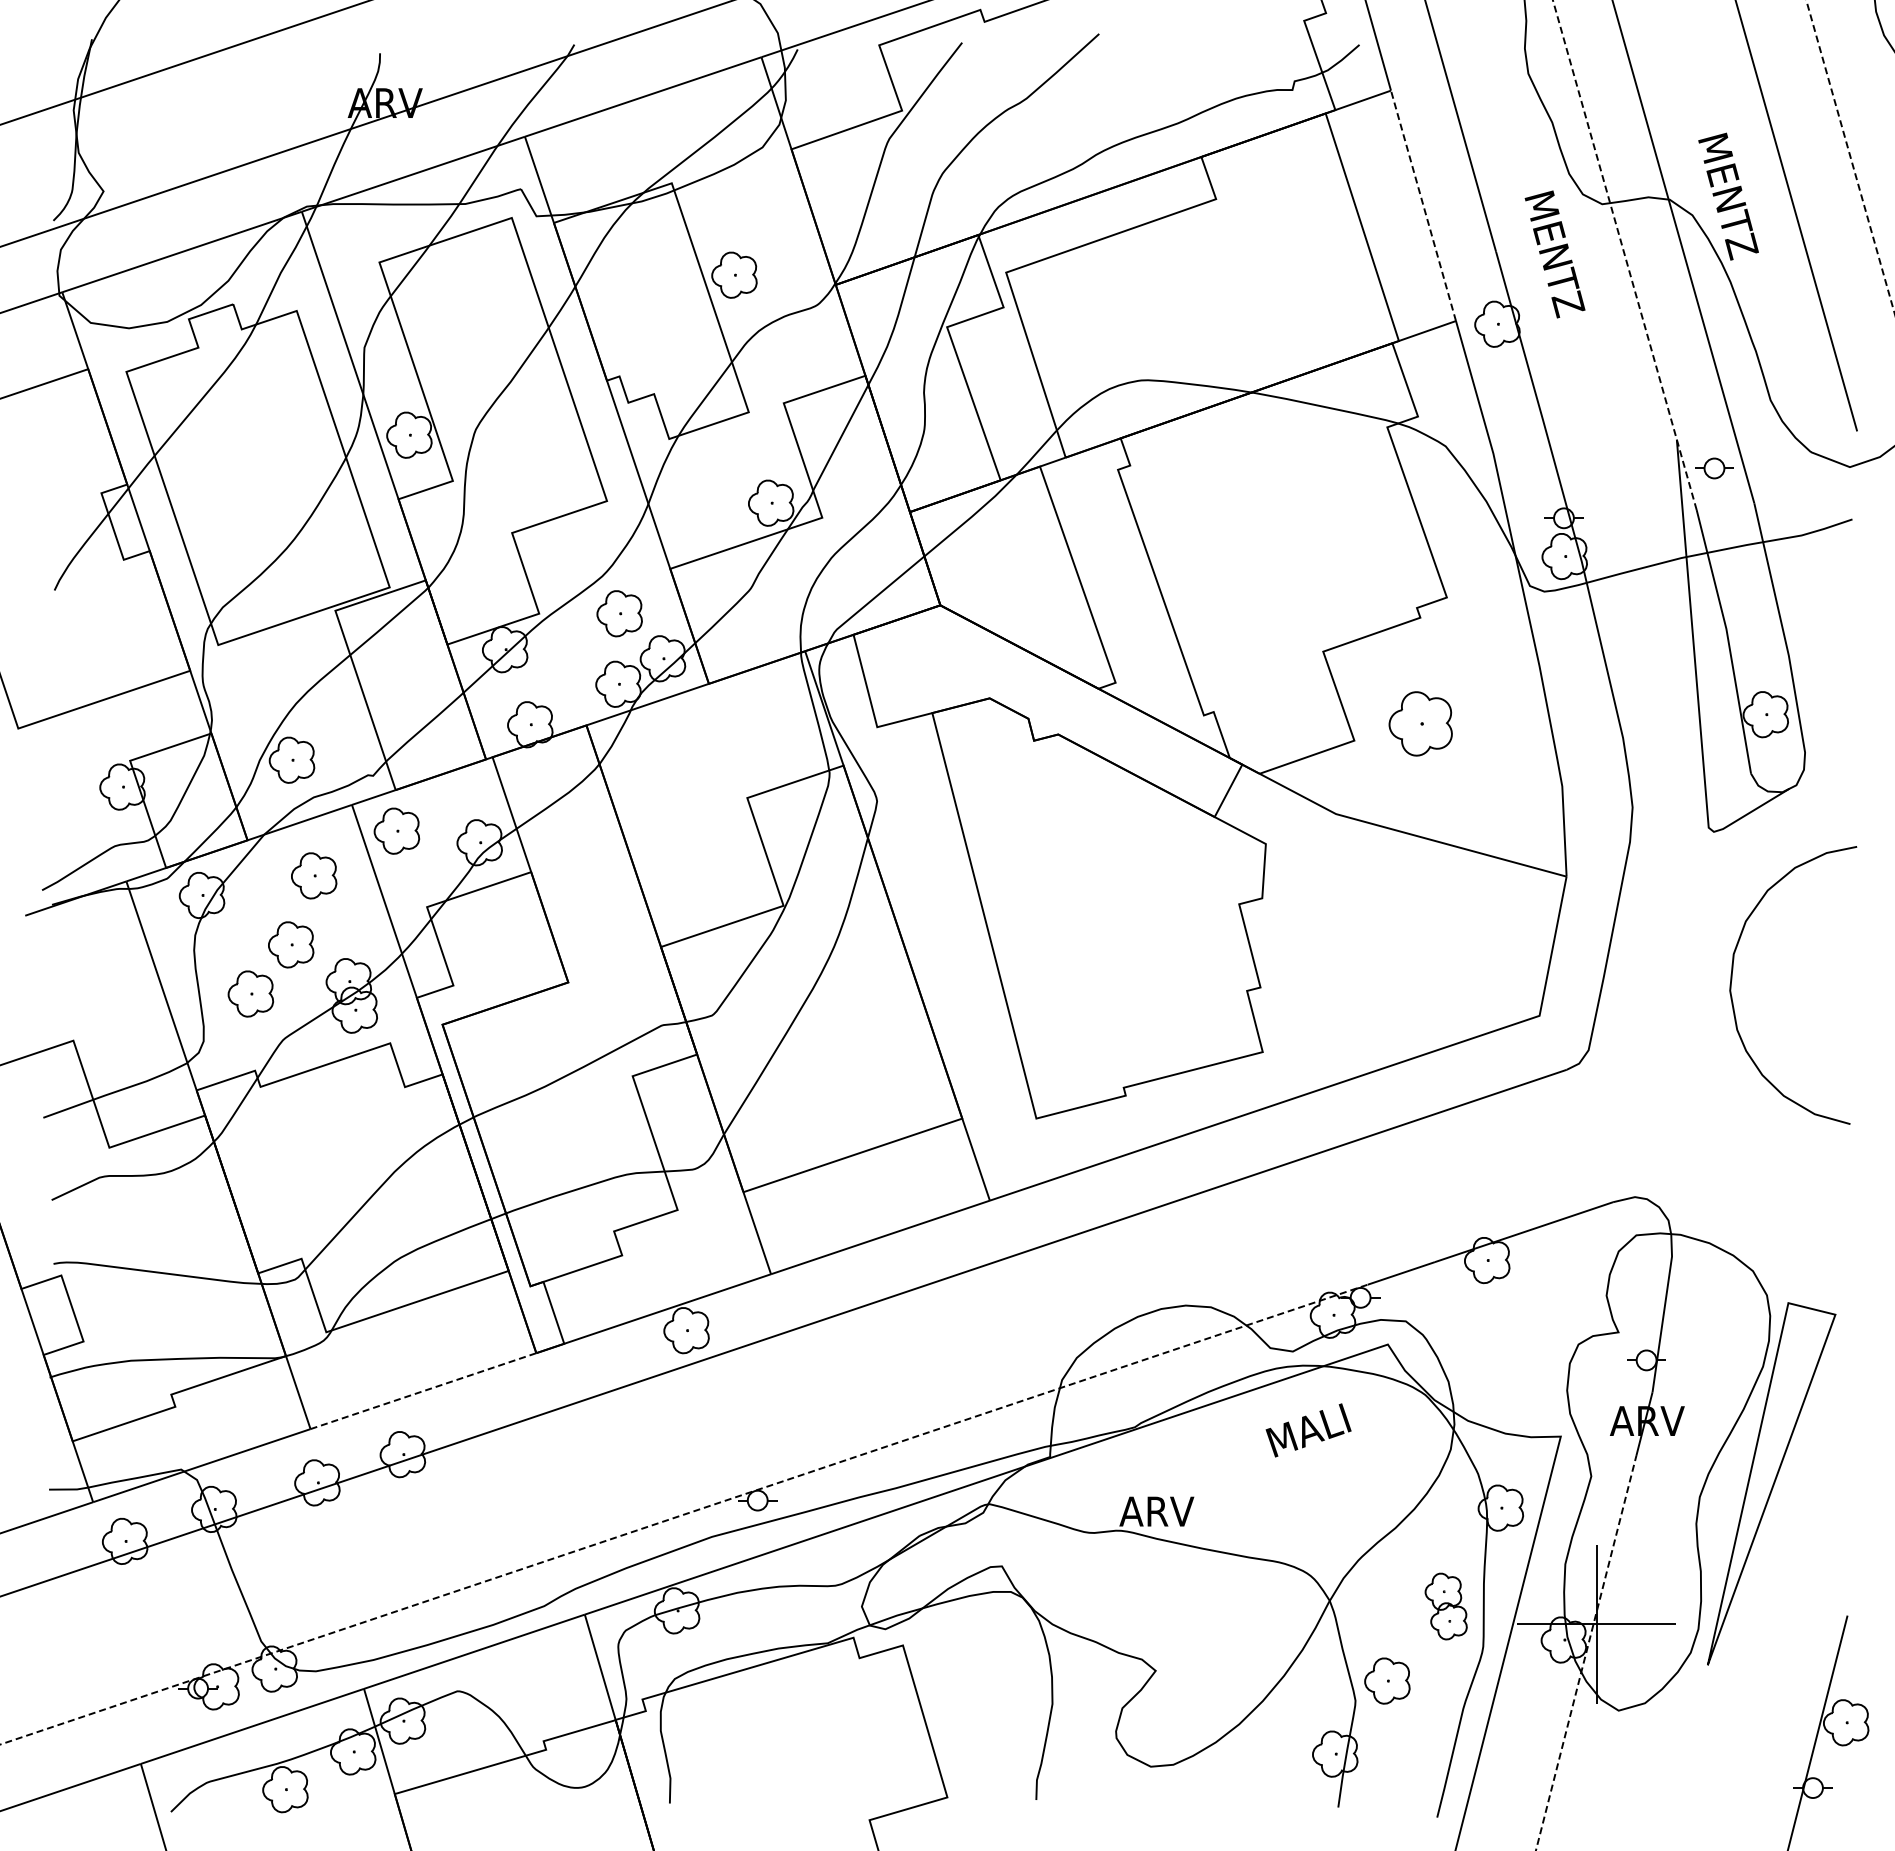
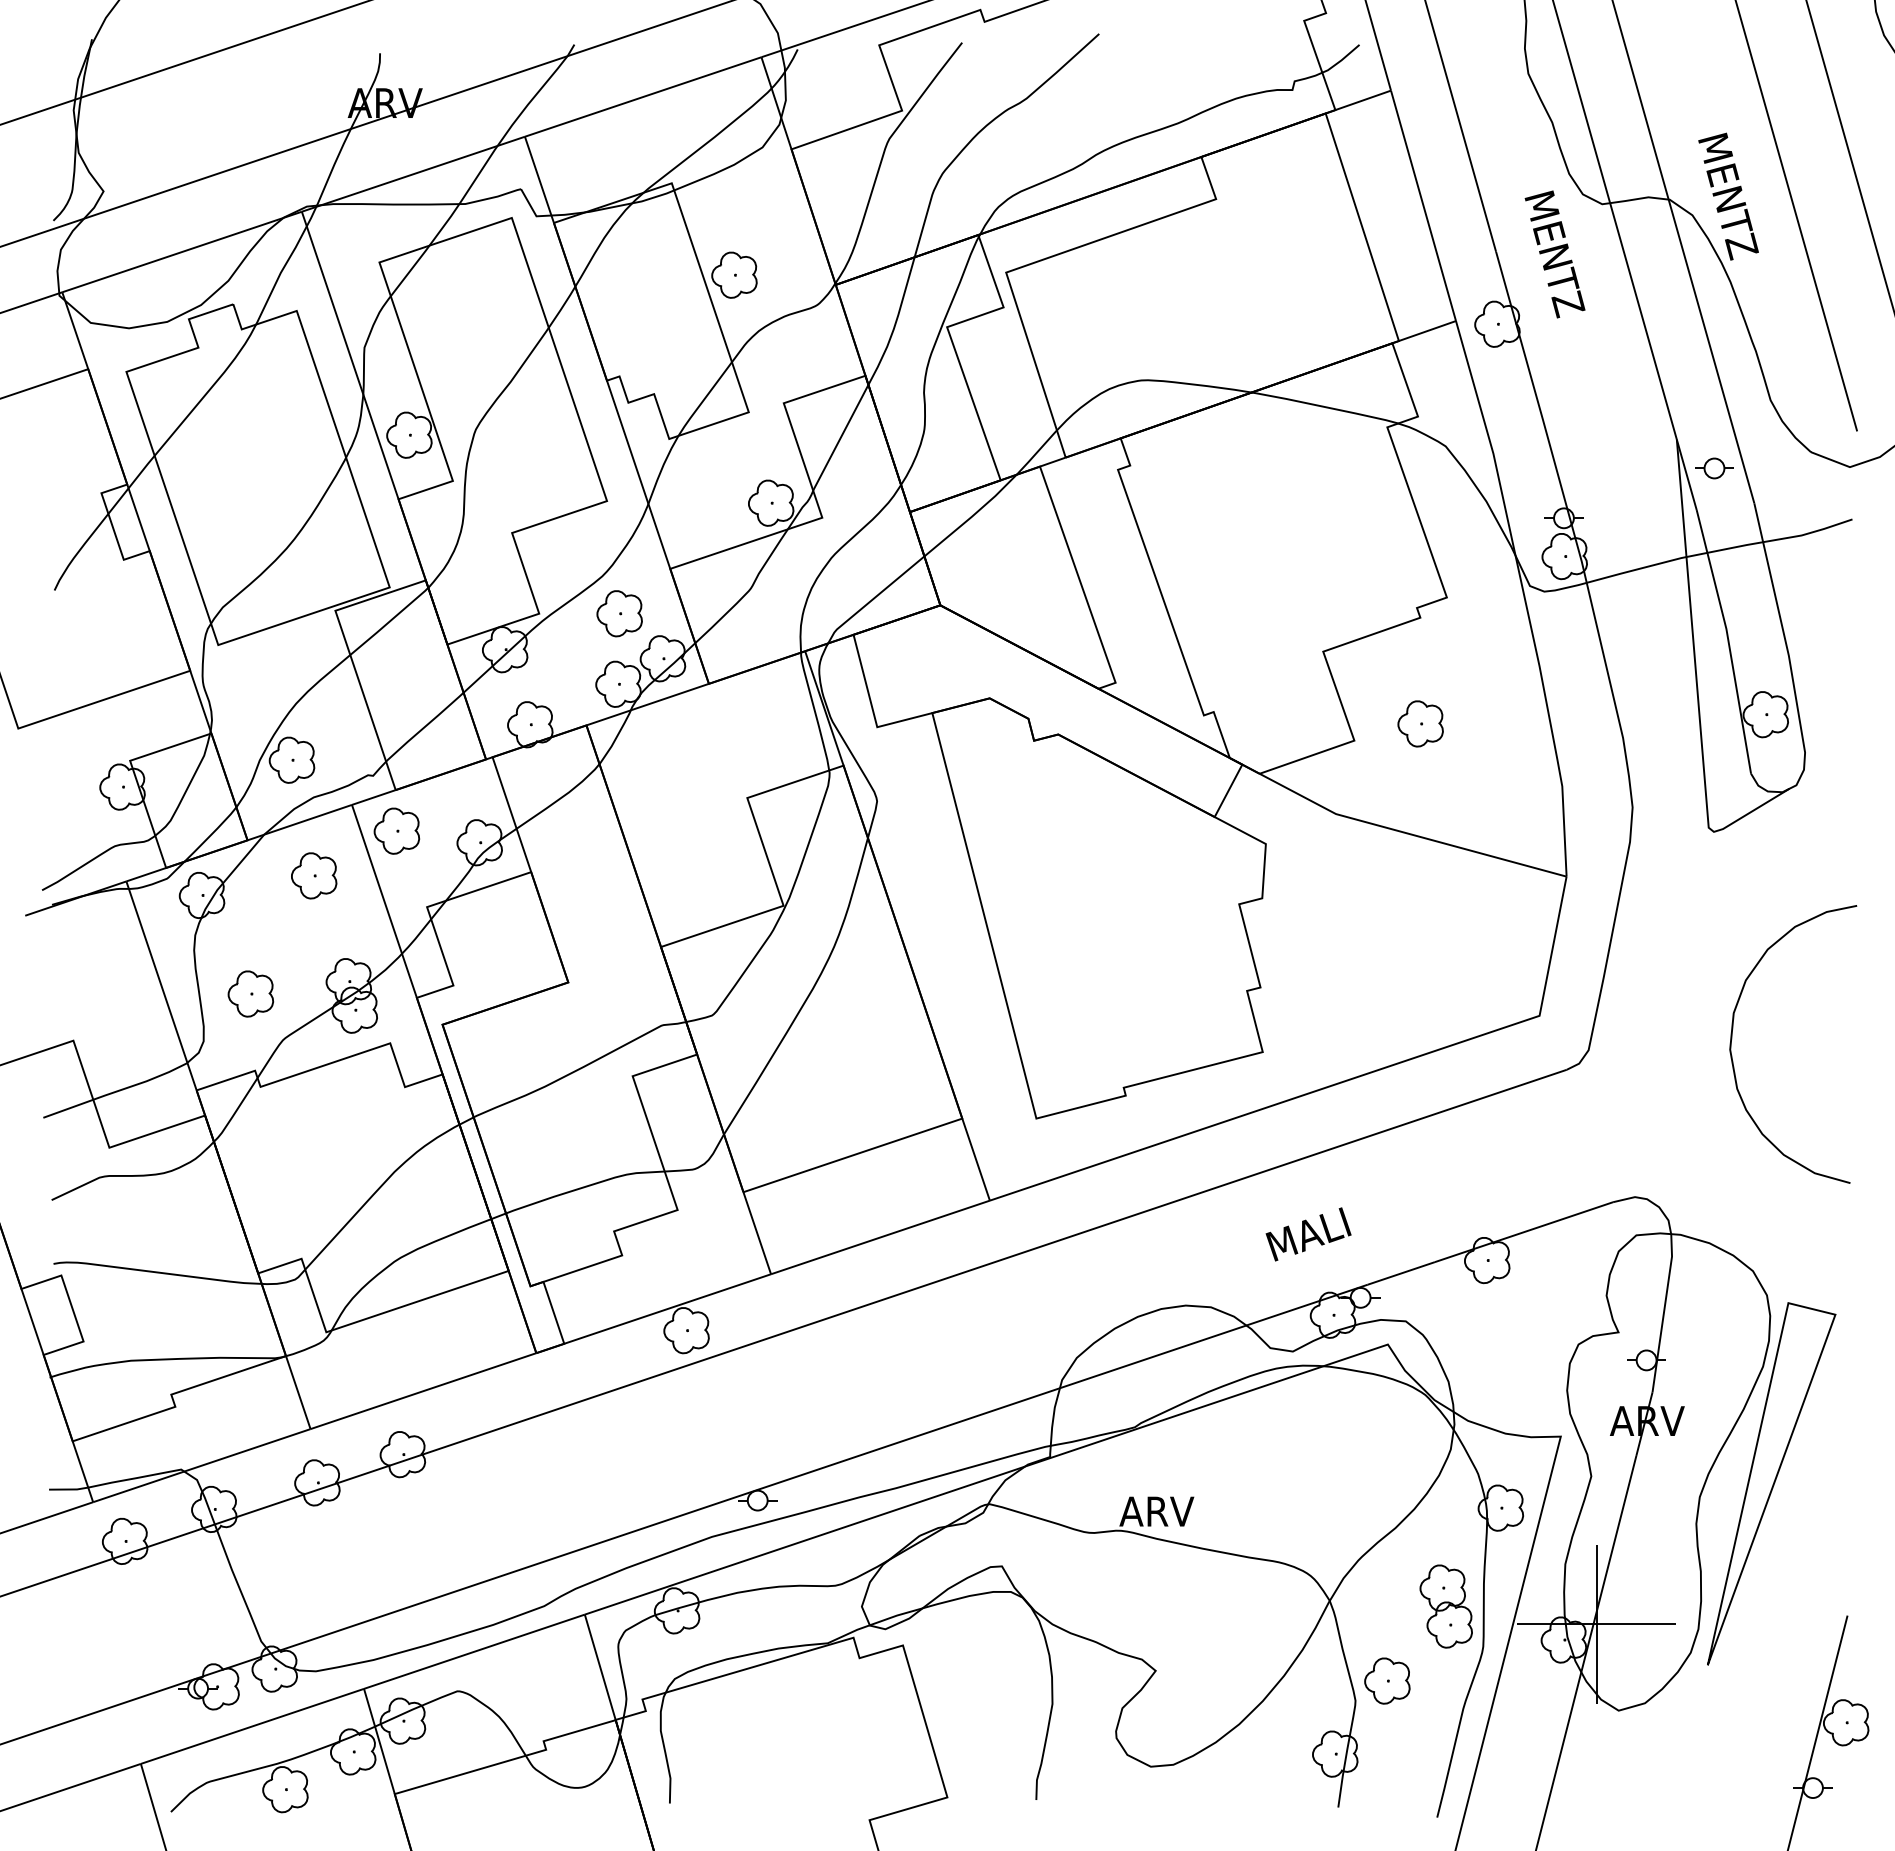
line: dashed -> solid (1850, 157)
line: dashed -> solid (1423, 205)
line: dashed -> solid (1624, 255)
part size: 65x66 px -> 47x48 px (1420, 723)
part: present -> none (291, 944)
curve position: (1732, 980) -> (1732, 1039) (1732, 1039)
line: dashed -> solid (423, 1390)
text position: (1308, 1430) -> (1308, 1234) (1308, 1234)
line: dashed -> solid (684, 1514)
part size: 44x69 px -> 54x85 px (1445, 1606)
line: dashed -> solid (1586, 1651)
